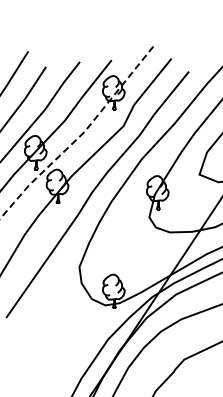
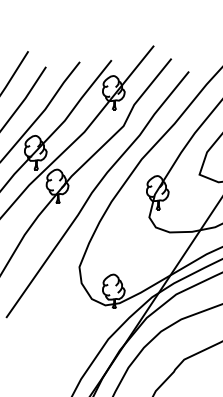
line: dashed -> solid (80, 135)
